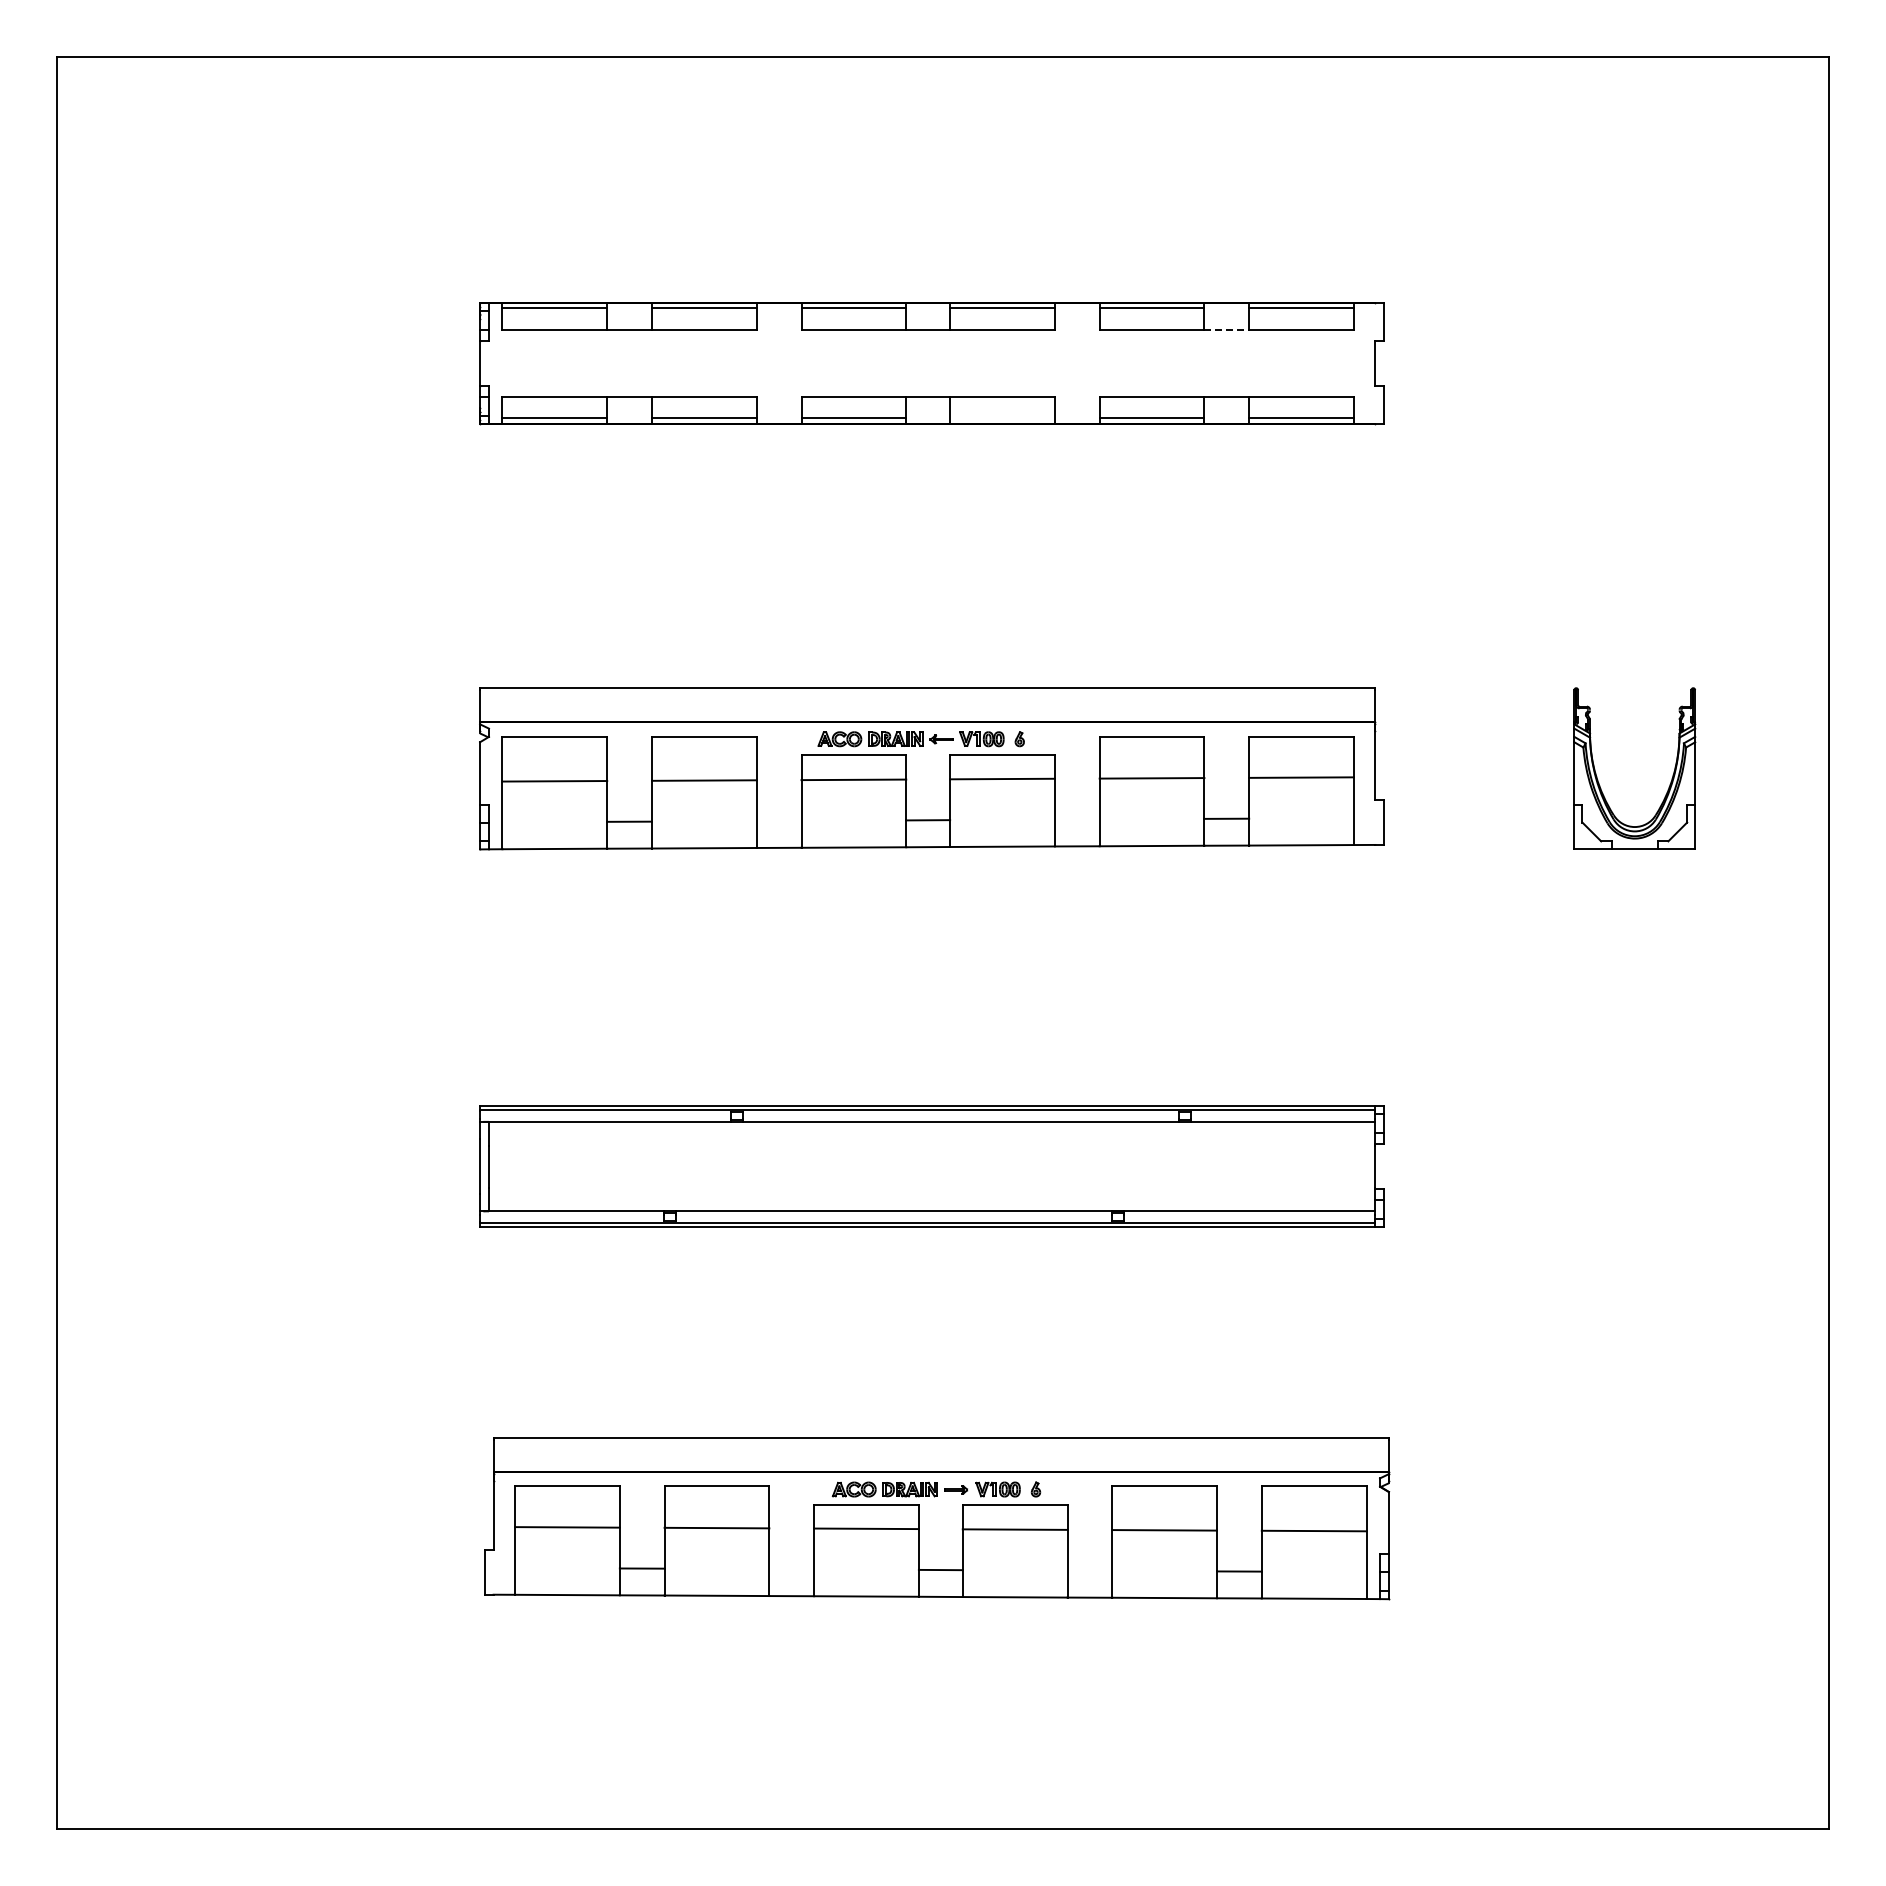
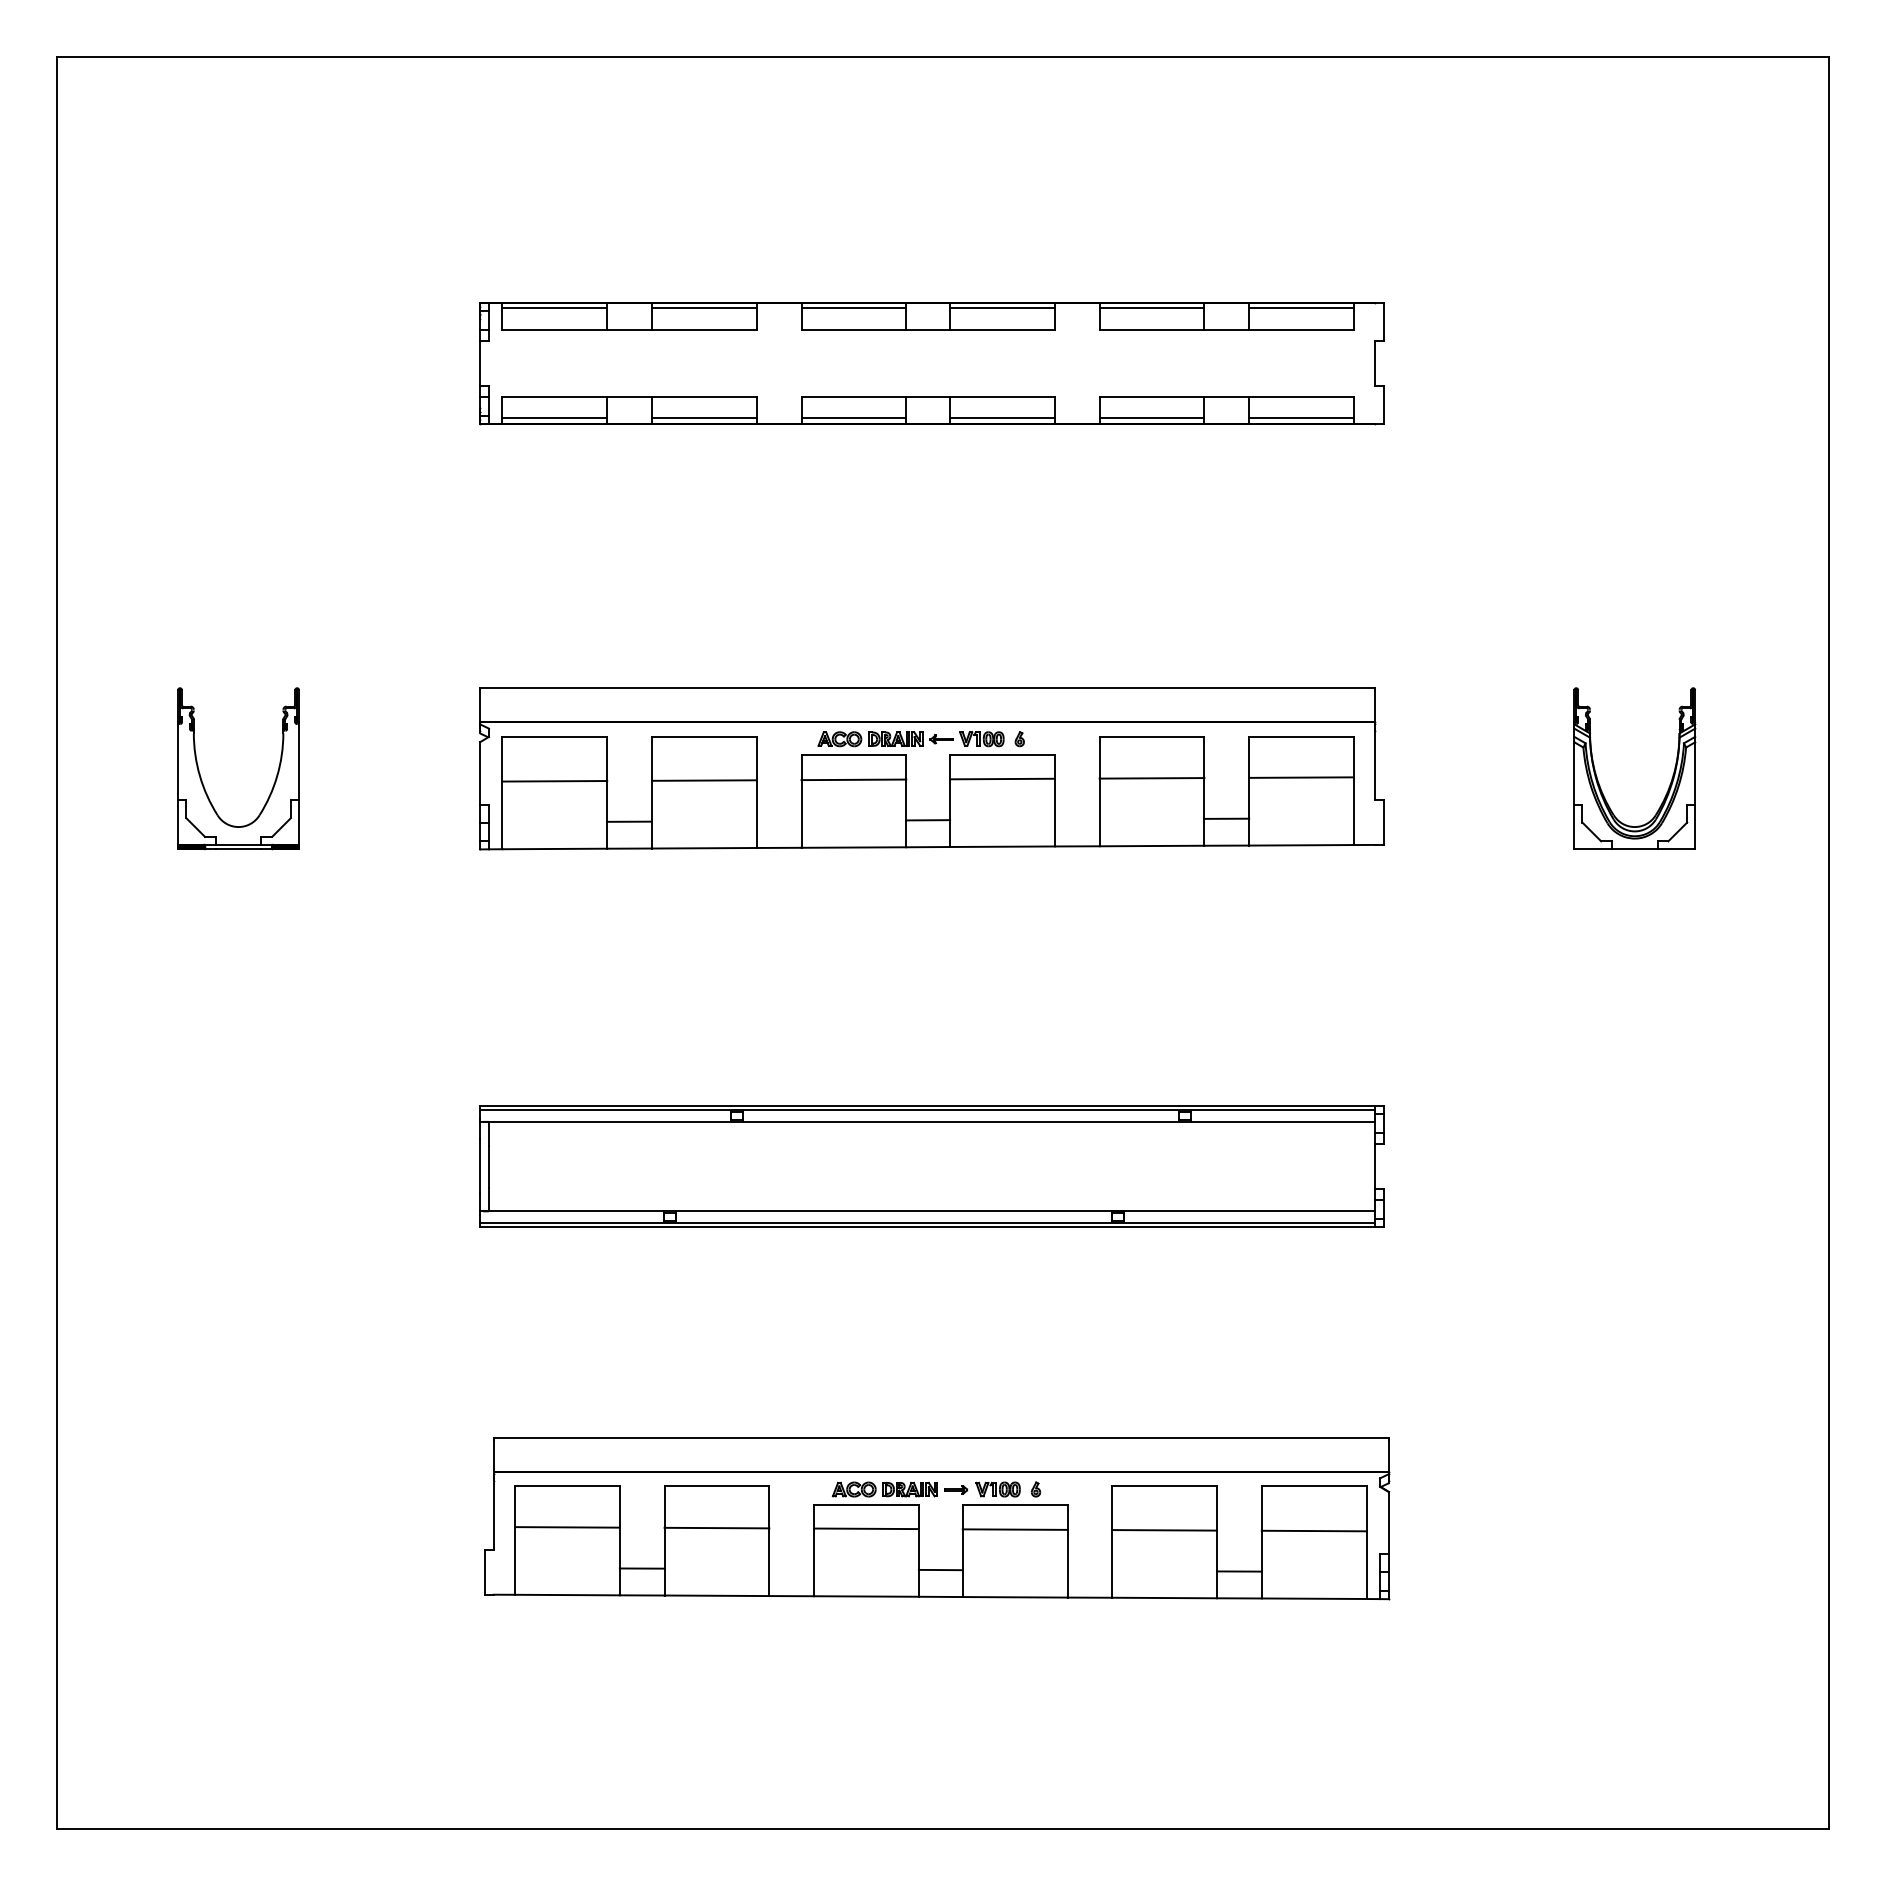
line: dashed -> solid (1227, 329)
line: none -> present (1002, 418)
part: none -> present (201, 776)
